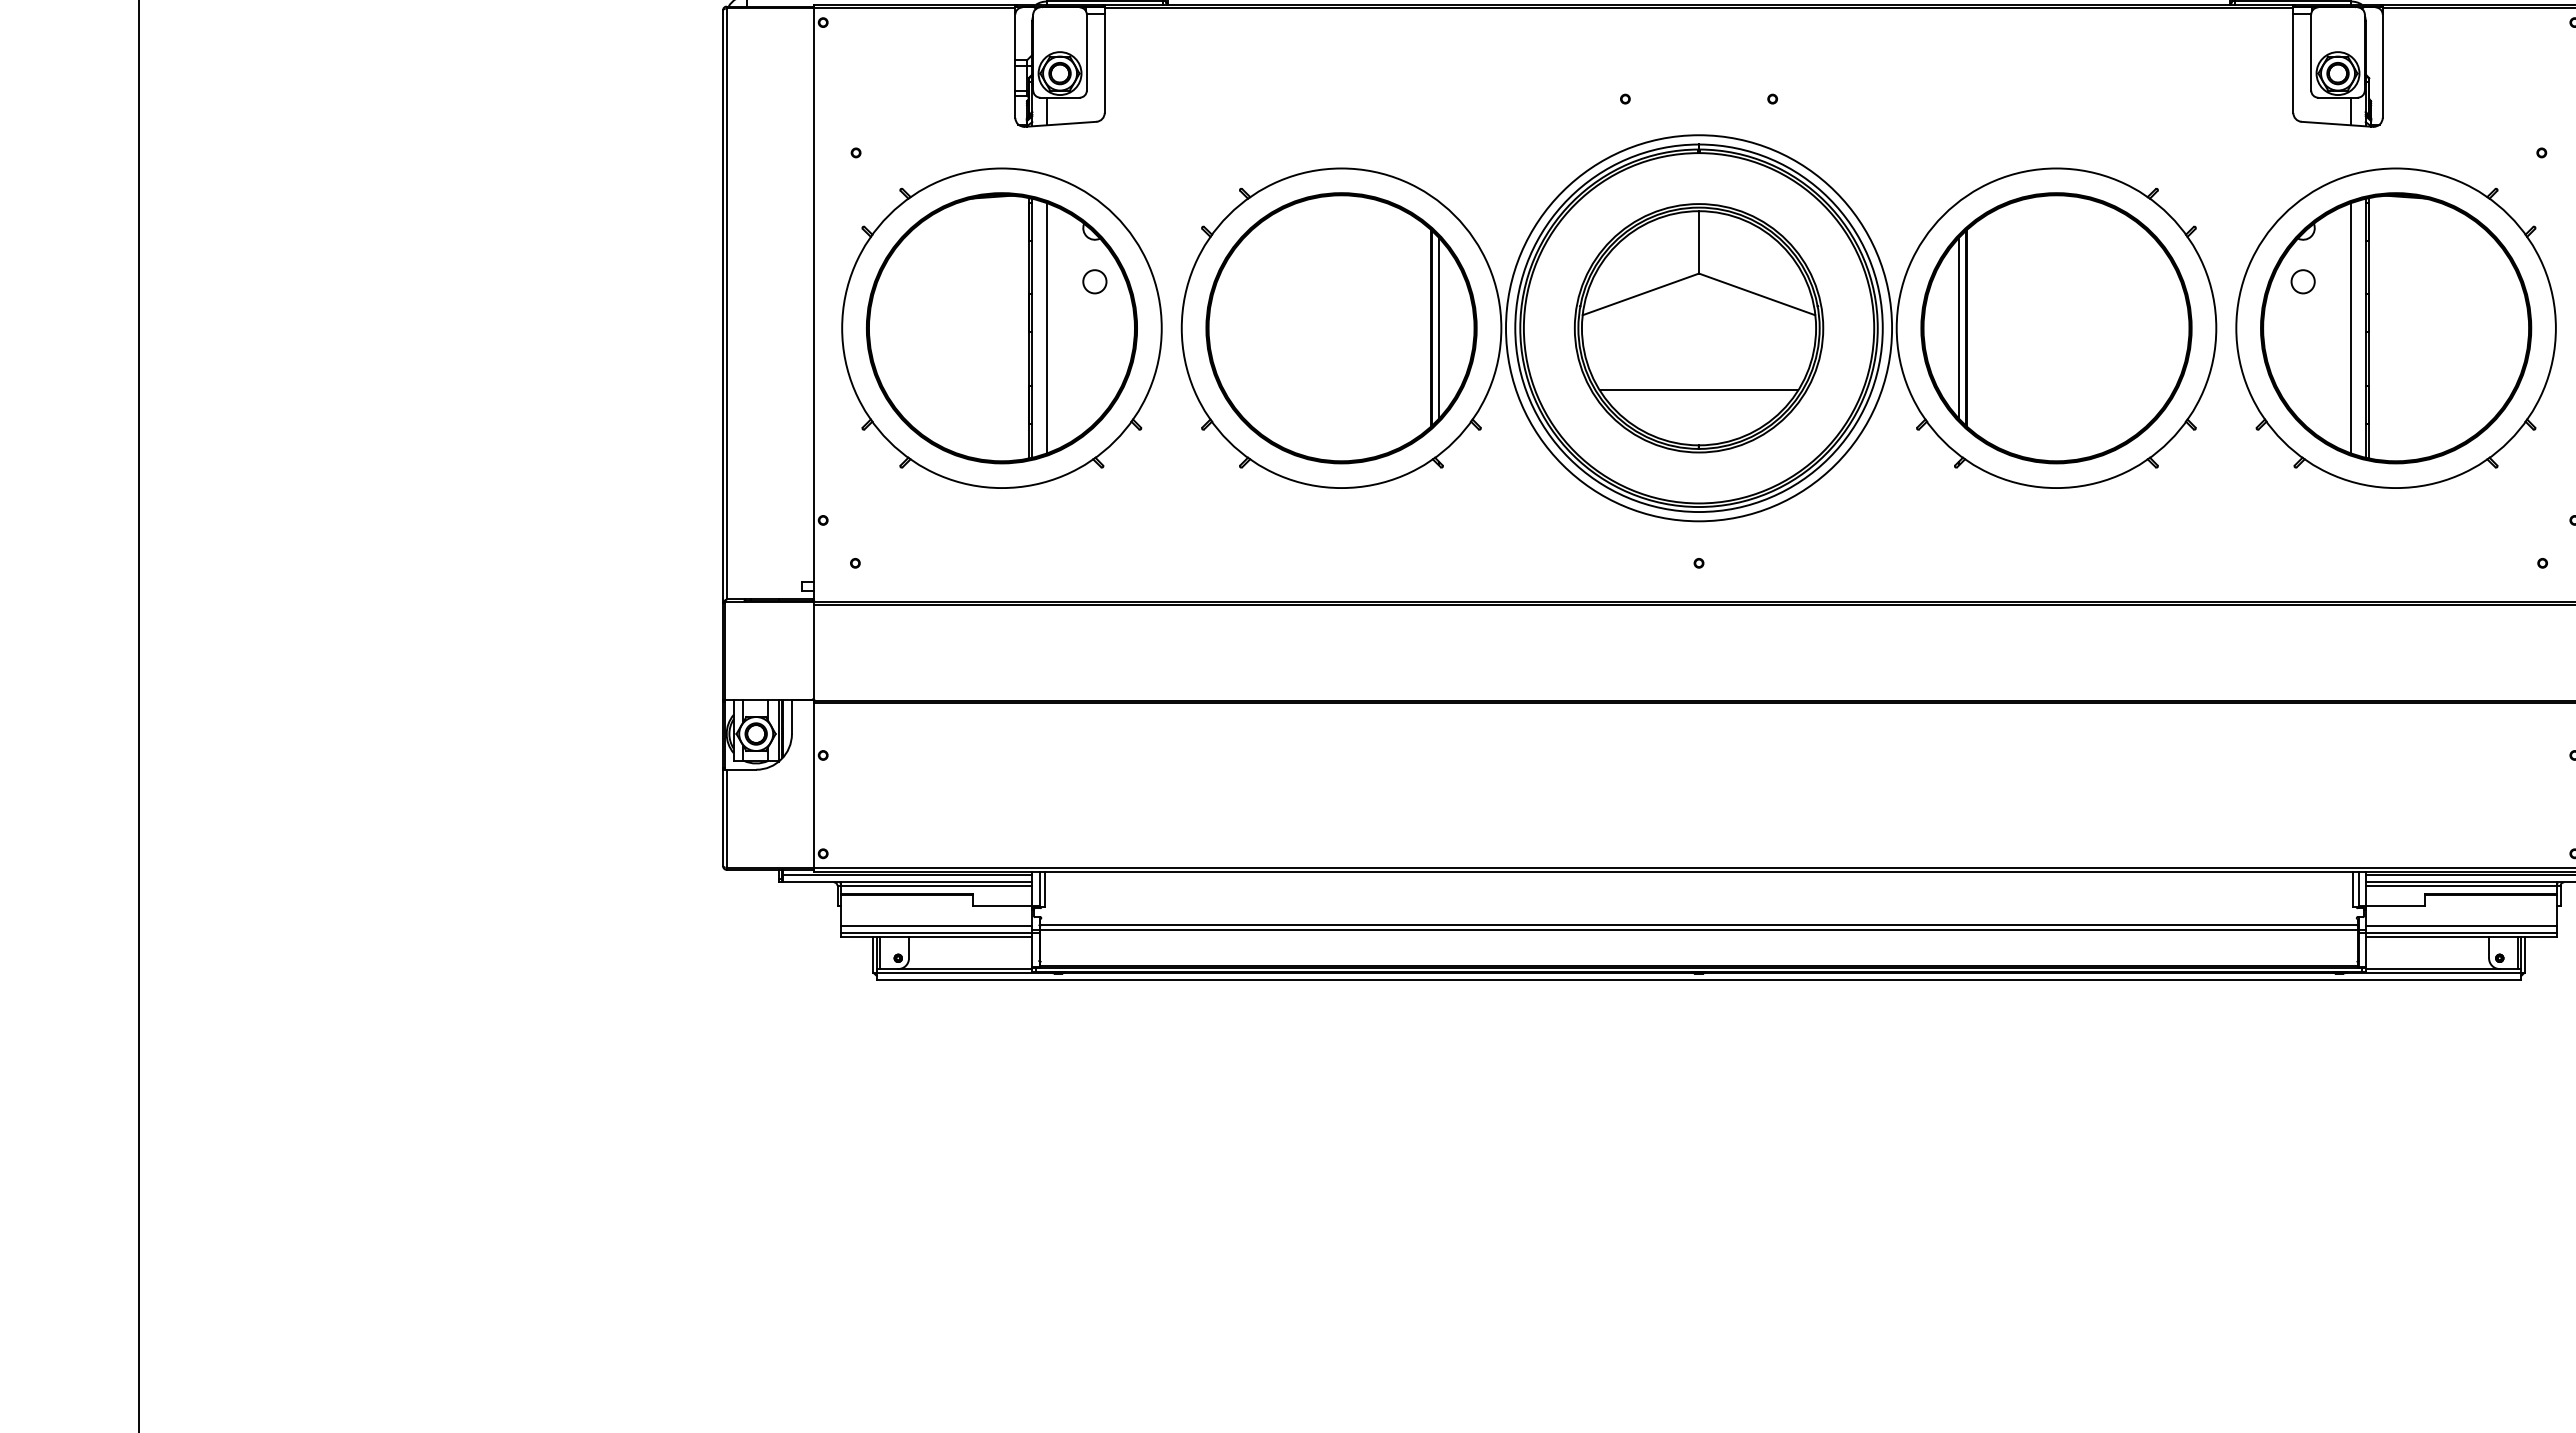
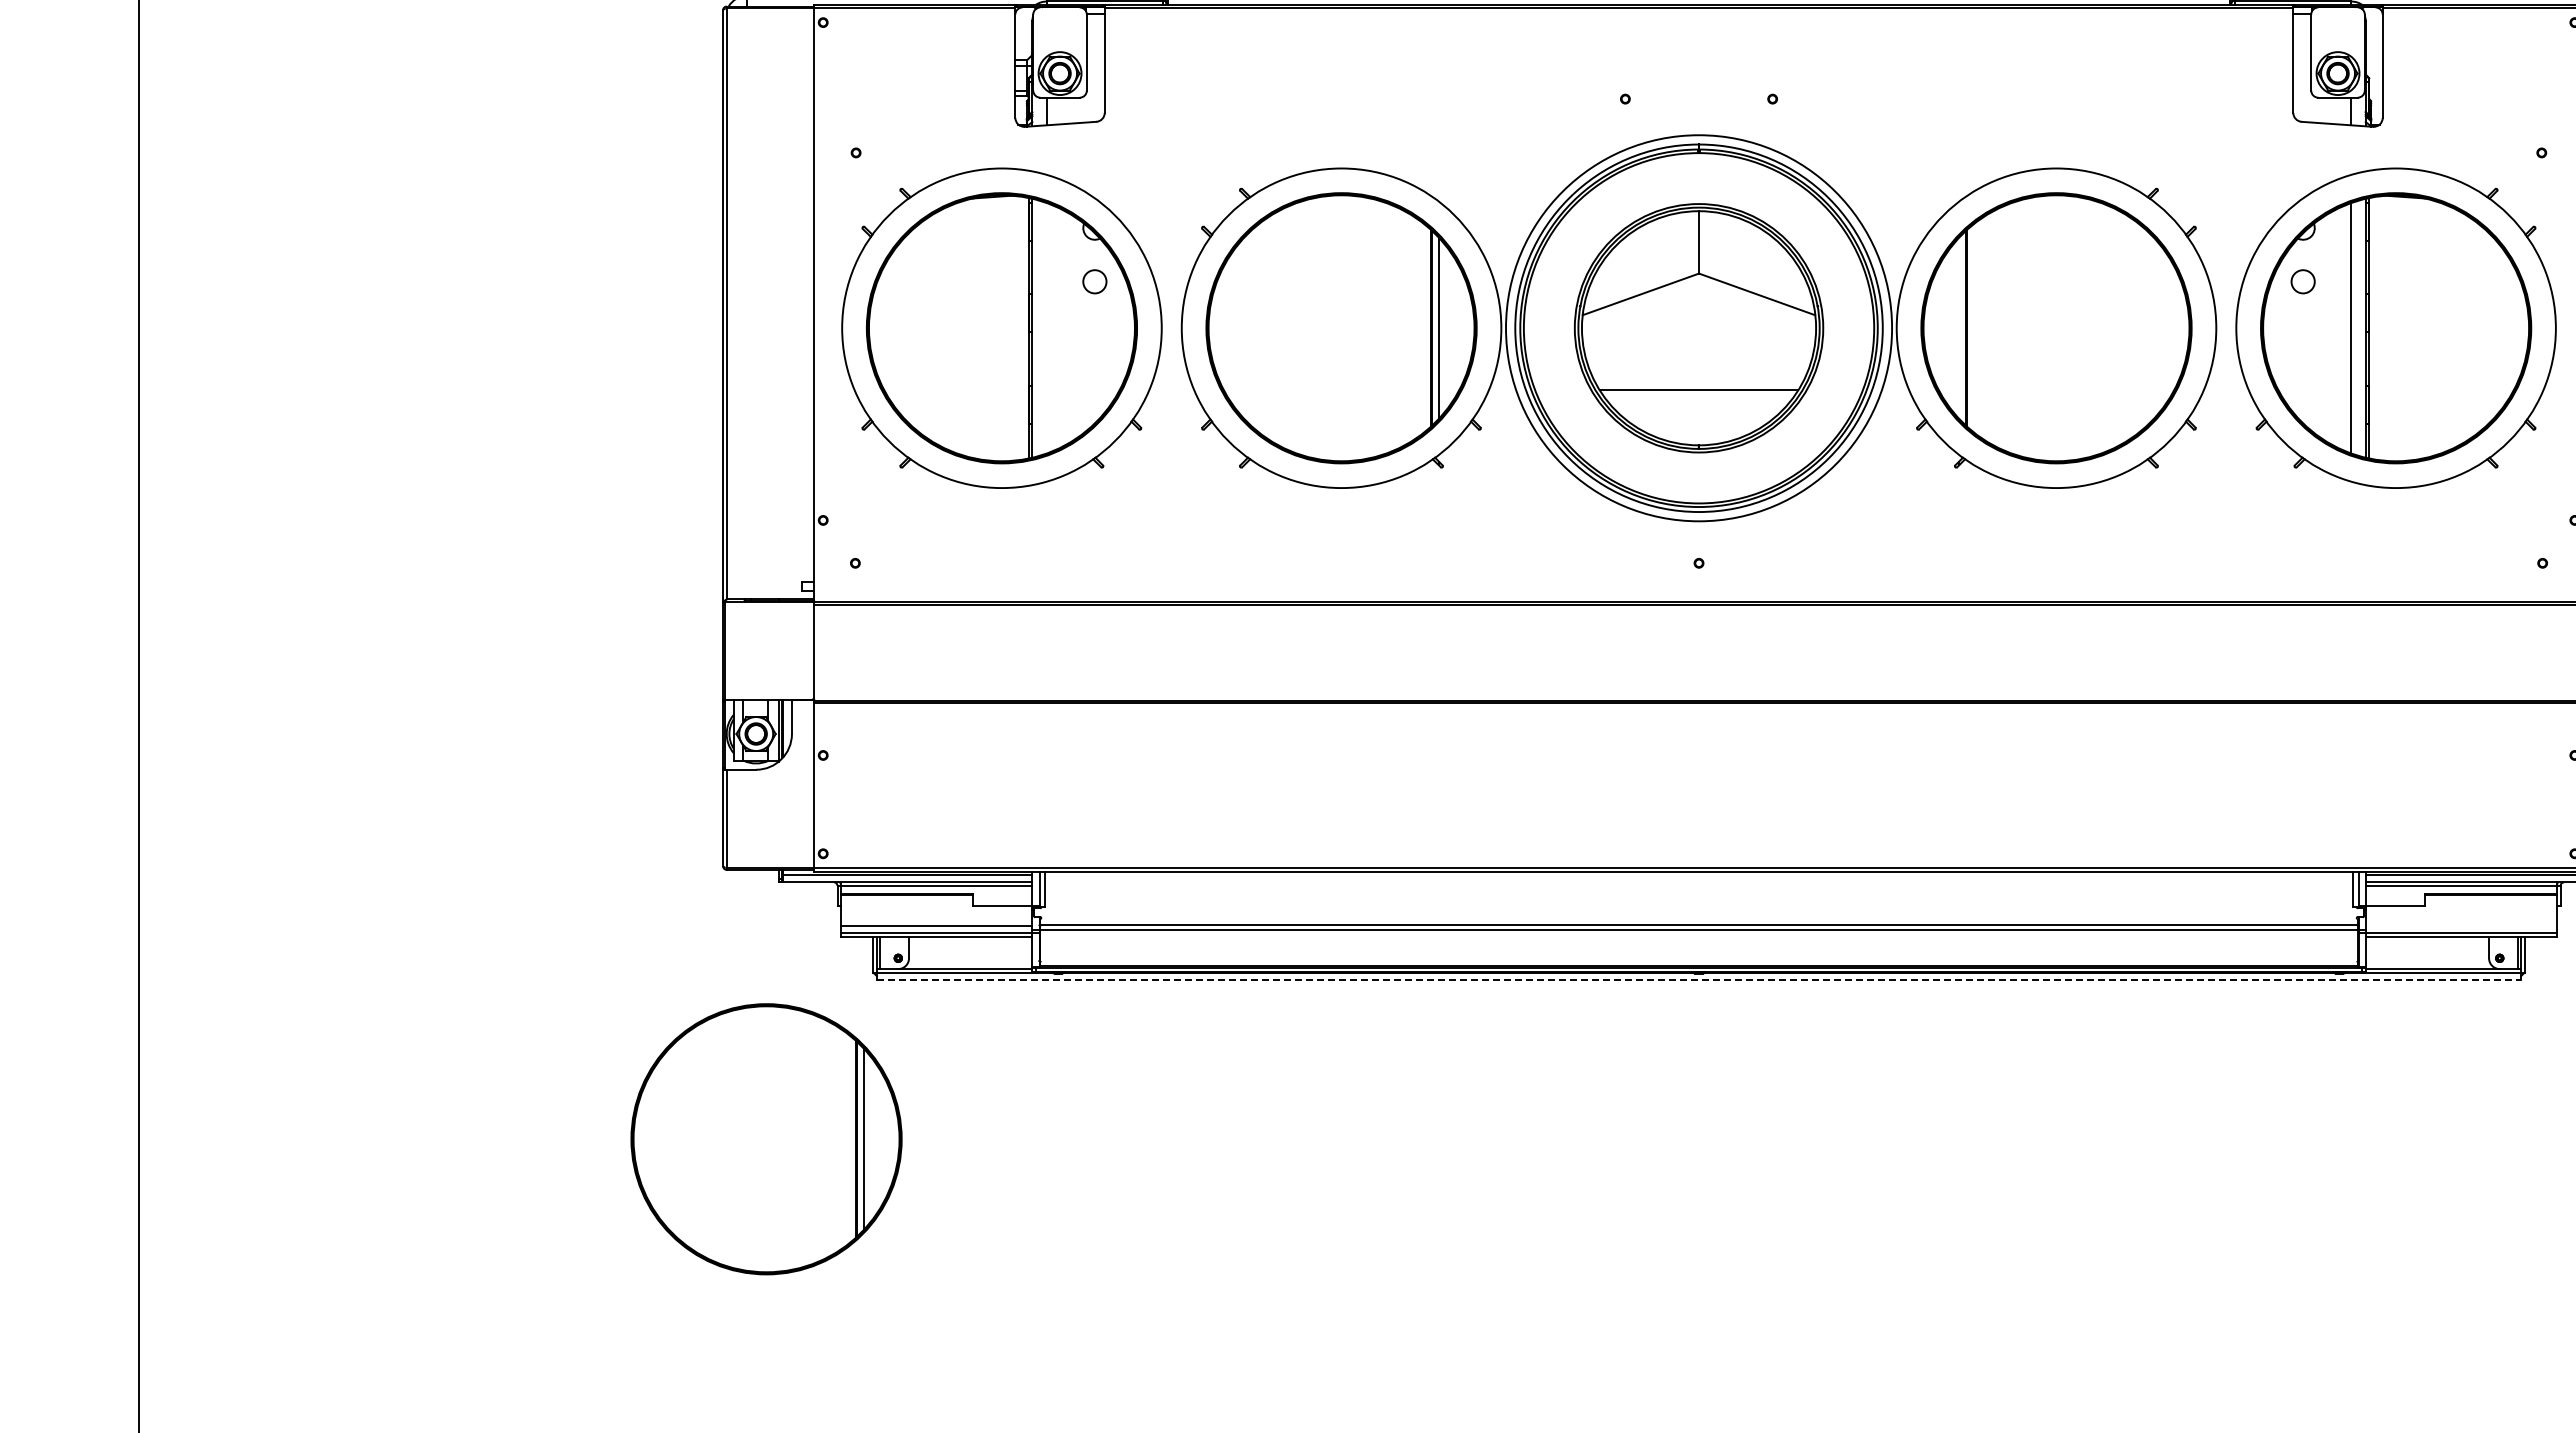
line: present -> none (1959, 327)
line: present -> none (1046, 328)
line: present -> none (2460, 926)
line: solid -> dashed (1699, 979)
part: none -> present (766, 1139)
